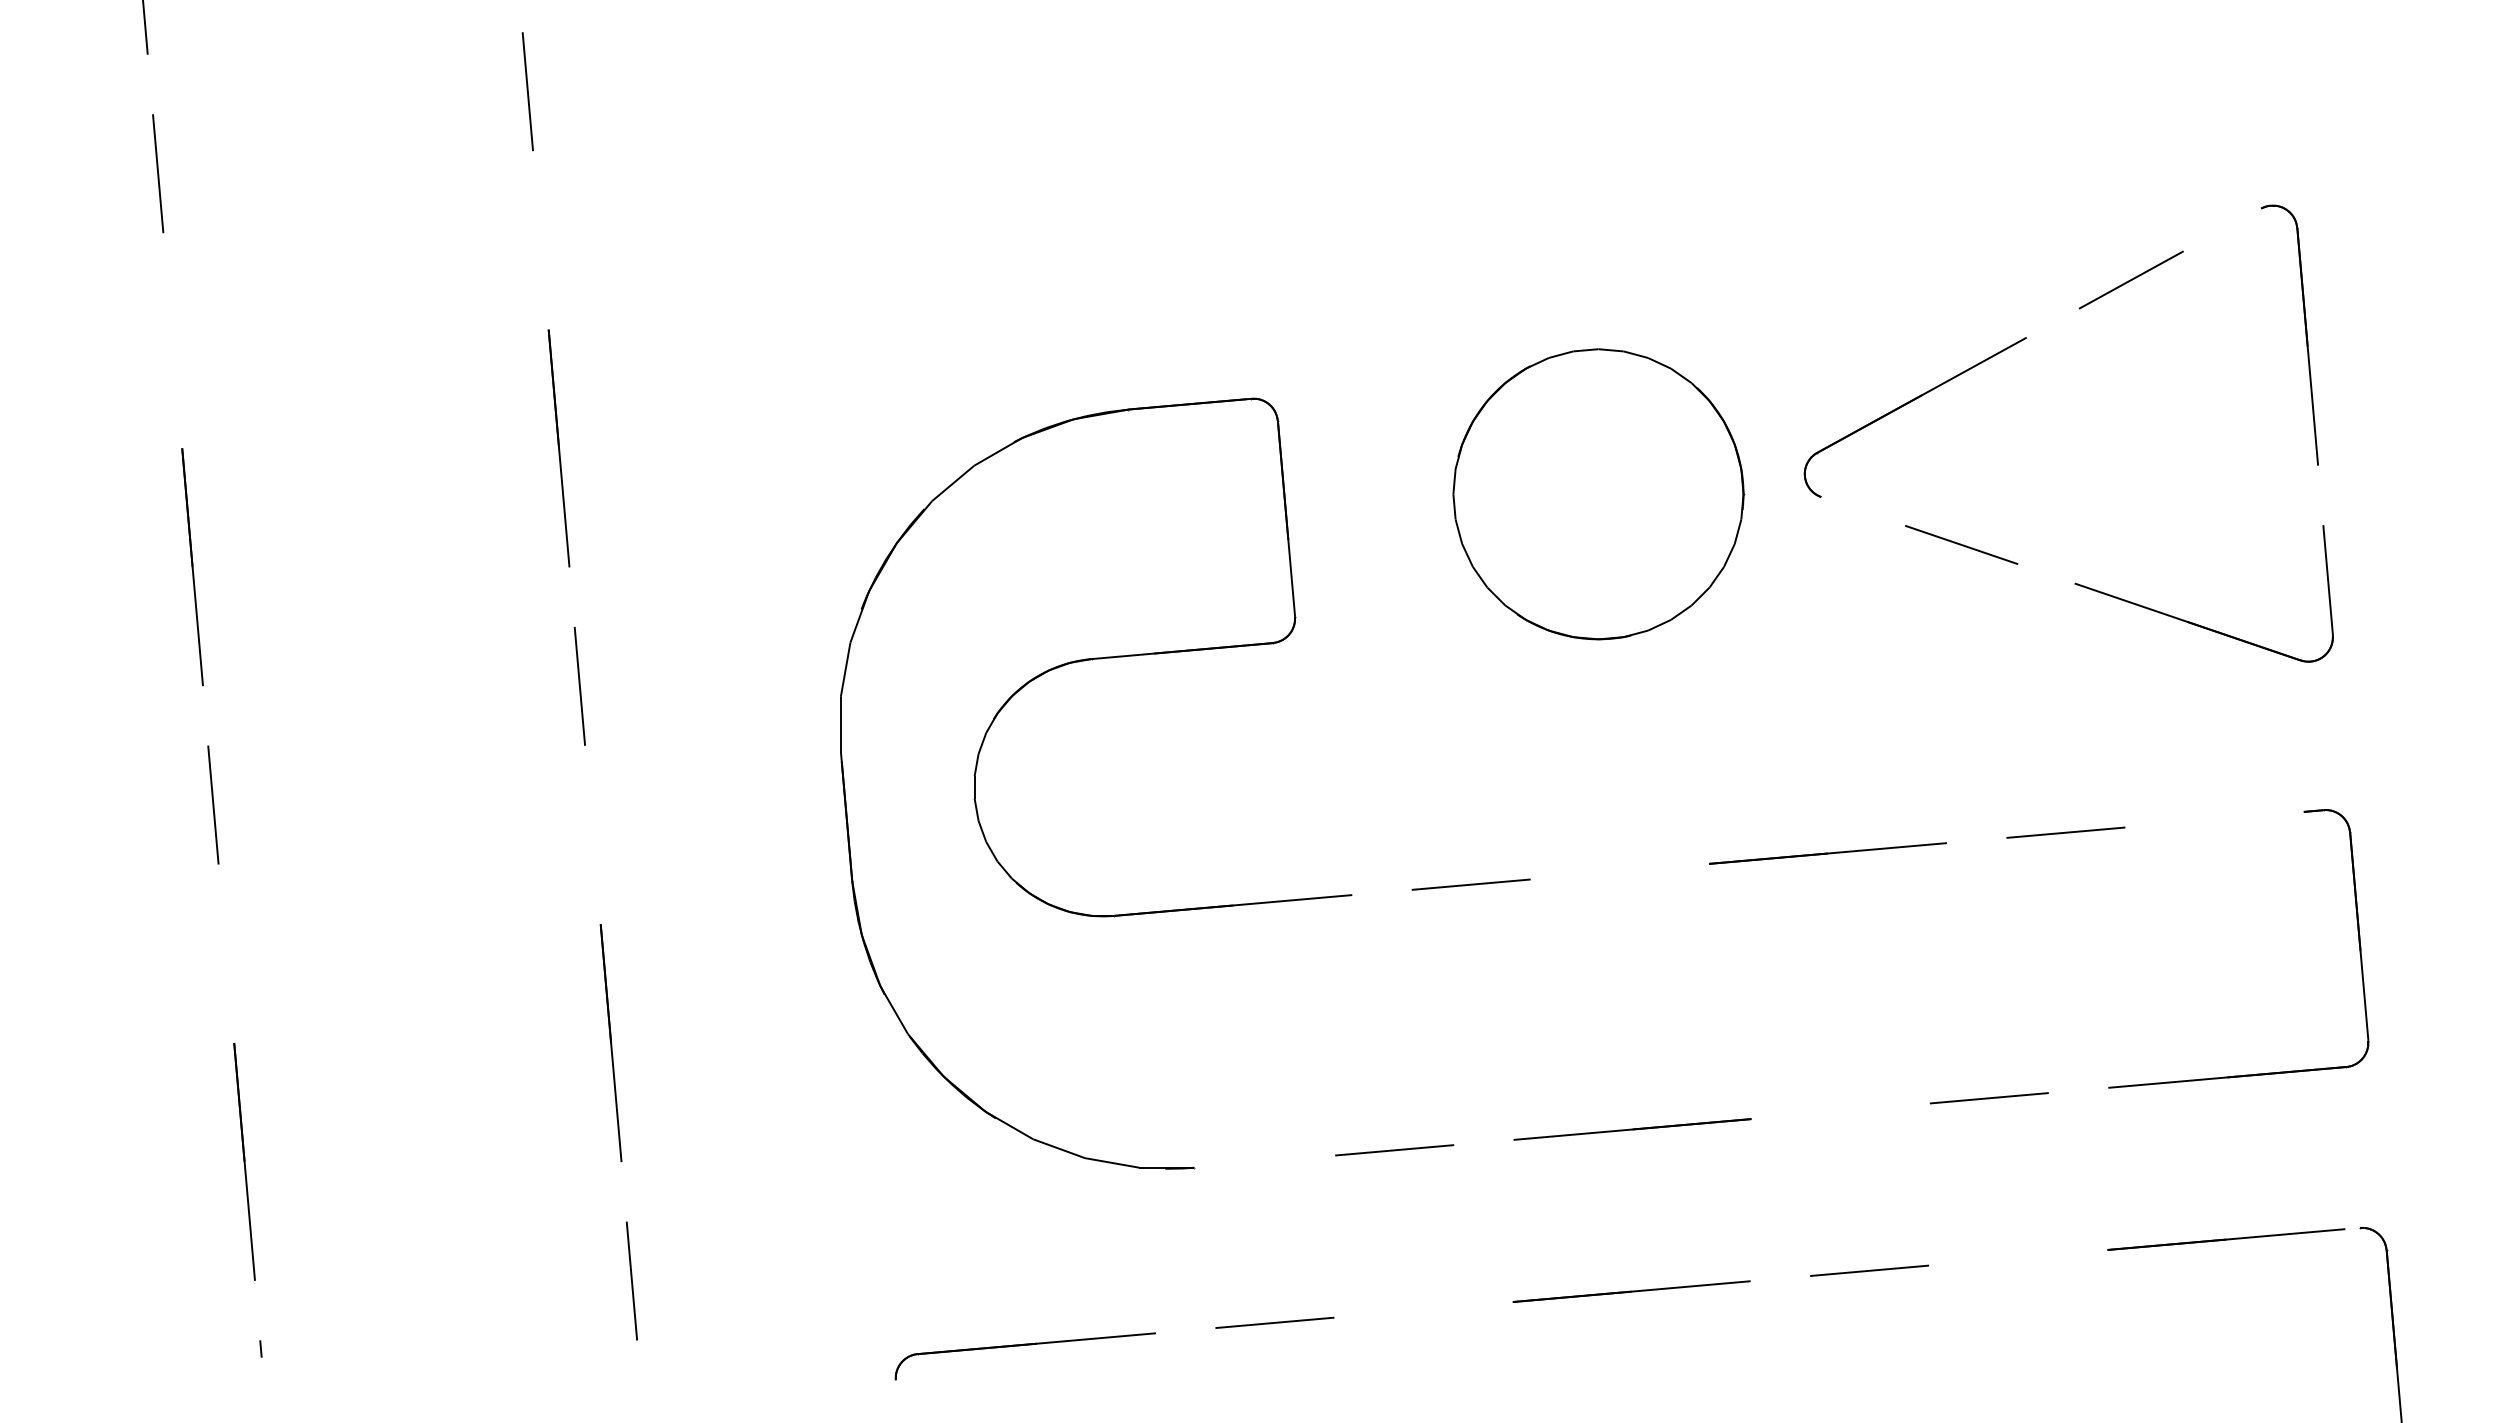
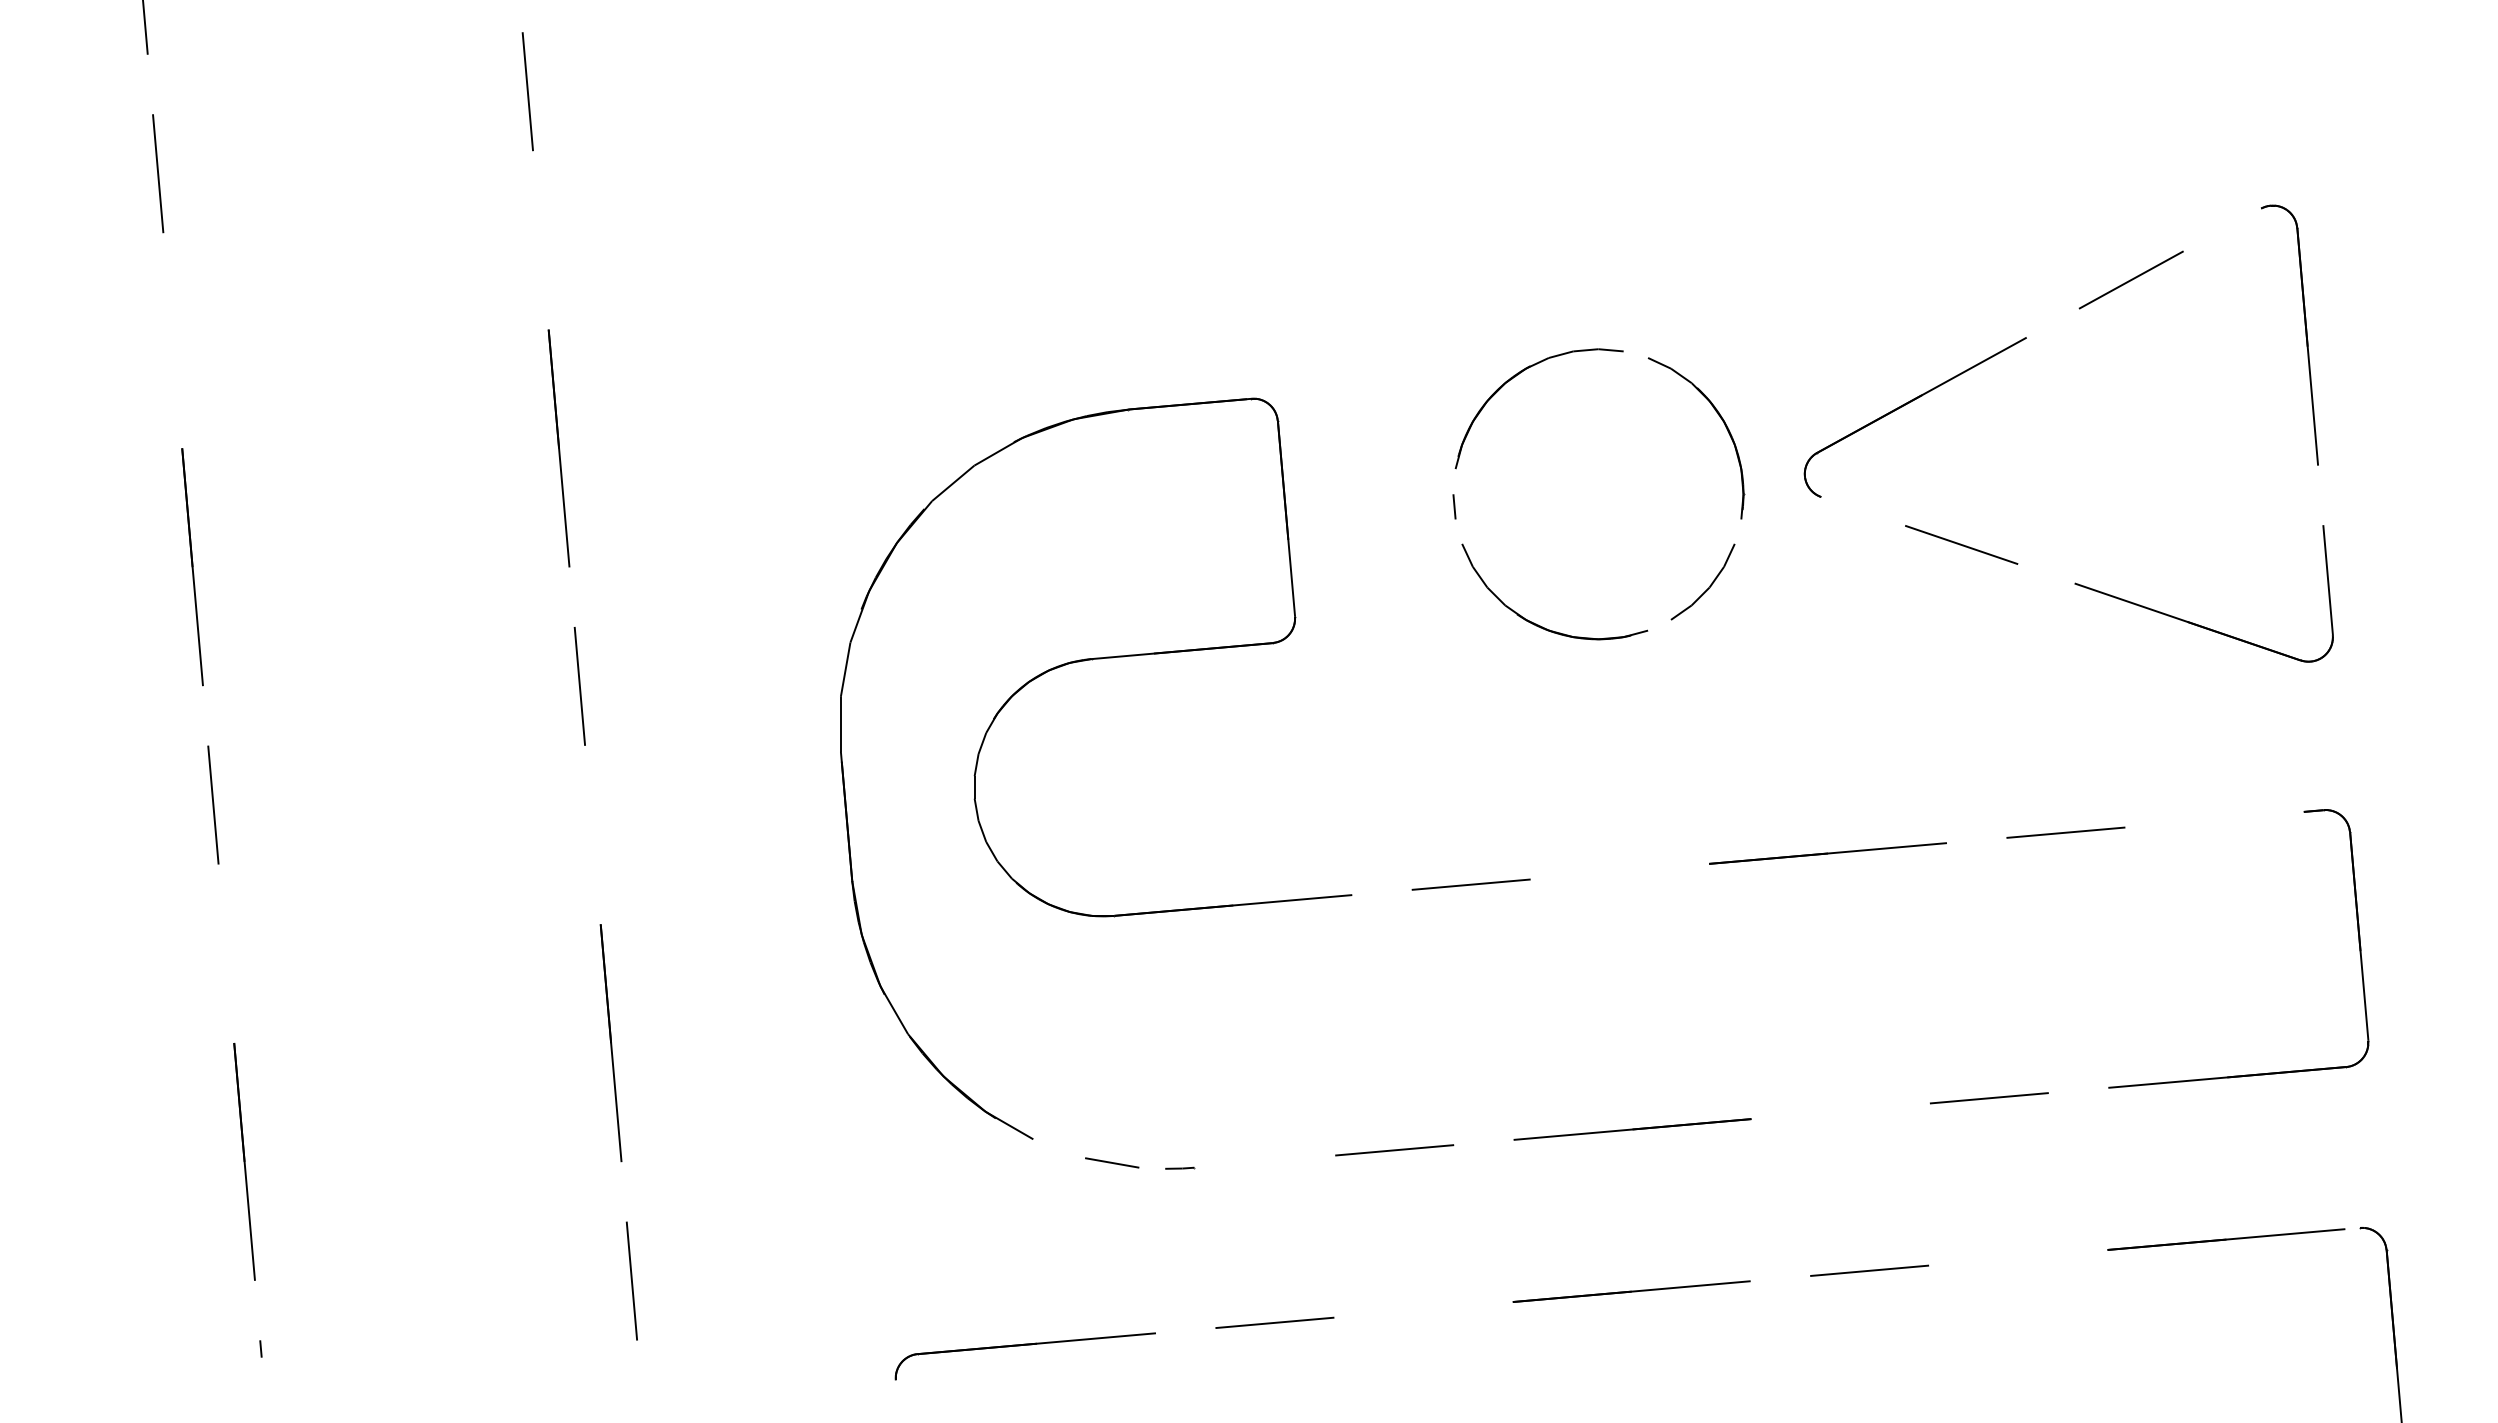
line: present -> none (1635, 354)
line: present -> none (1454, 481)
line: present -> none (1458, 531)
line: present -> none (1737, 531)
line: present -> none (1659, 624)
line: present -> none (1059, 1148)
line: present -> none (1166, 1167)
